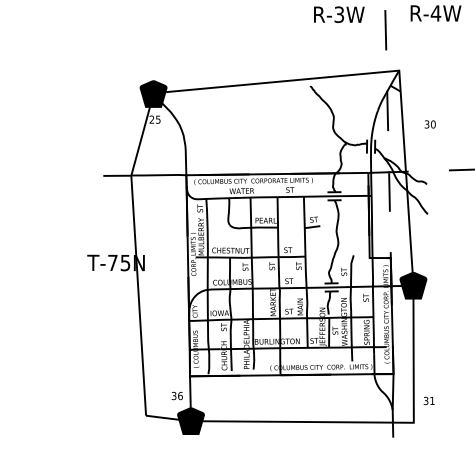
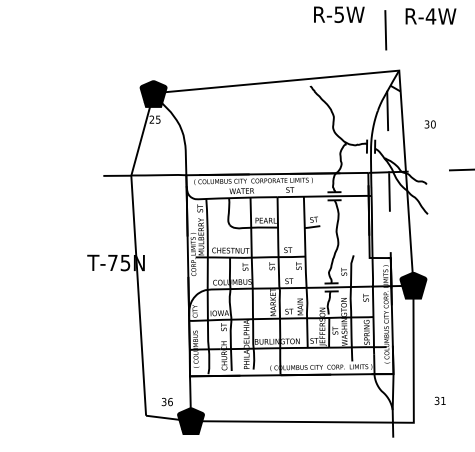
text position: (435, 13) -> (430, 16) (430, 16)
text: R-3W -> R-5W (339, 14)
text position: (176, 395) -> (166, 401) (166, 401)
text position: (428, 400) -> (439, 400) (439, 400)
